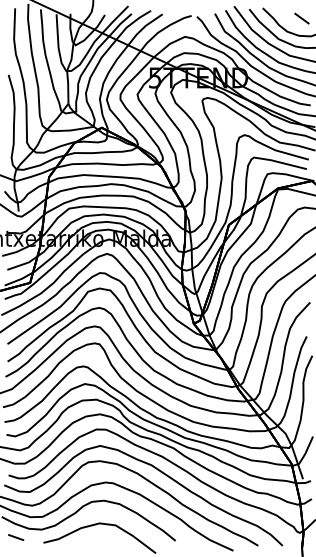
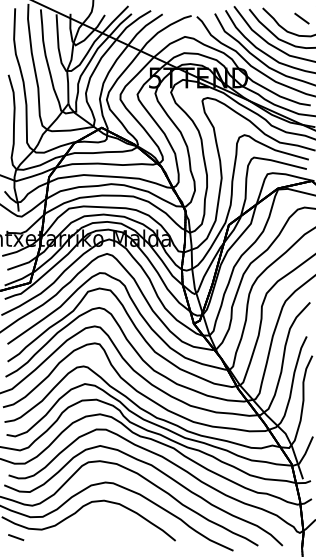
curve: present -> none (96, 525)
